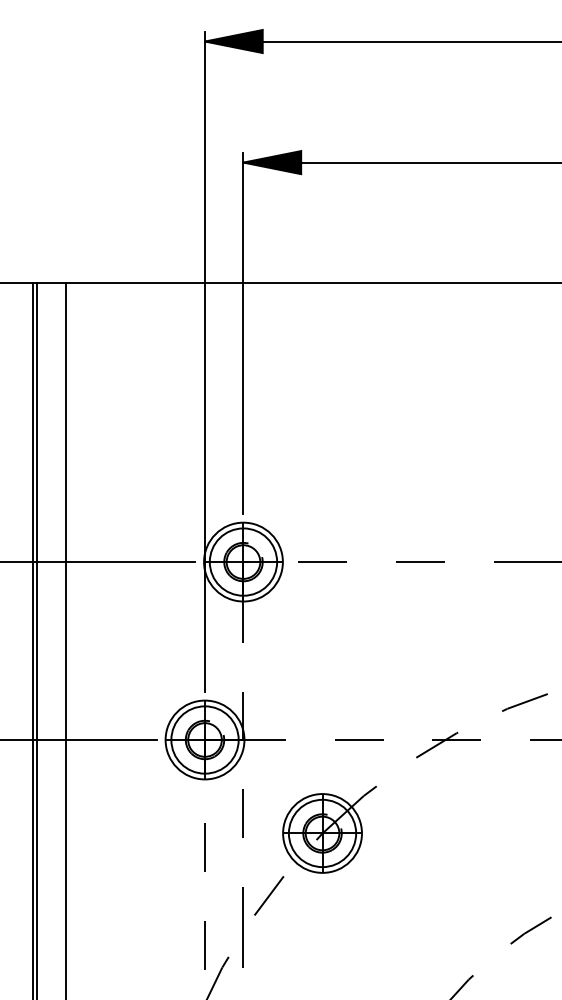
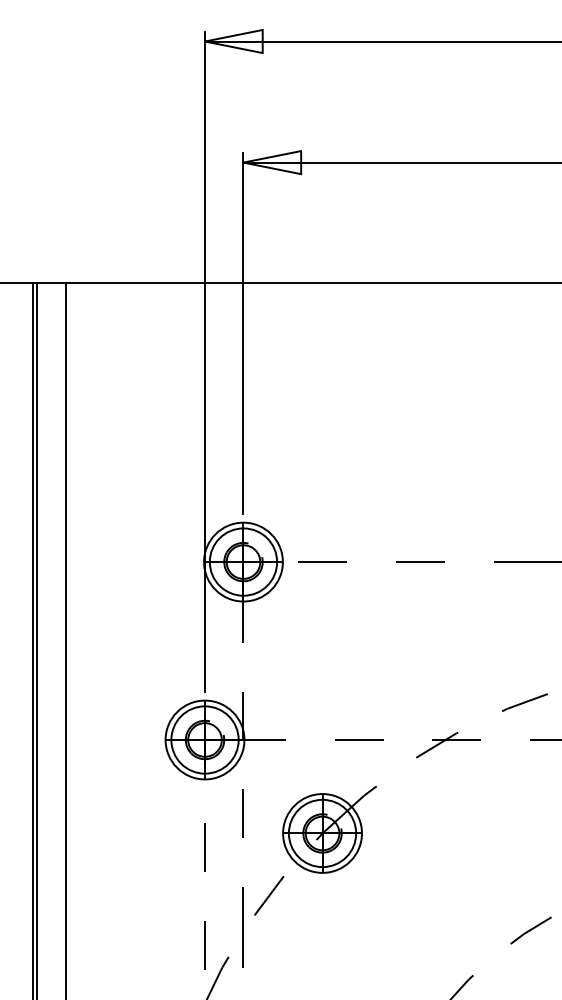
fill: present -> none (233, 41)
fill: present -> none (272, 162)
line: present -> none (98, 562)
line: present -> none (79, 740)
